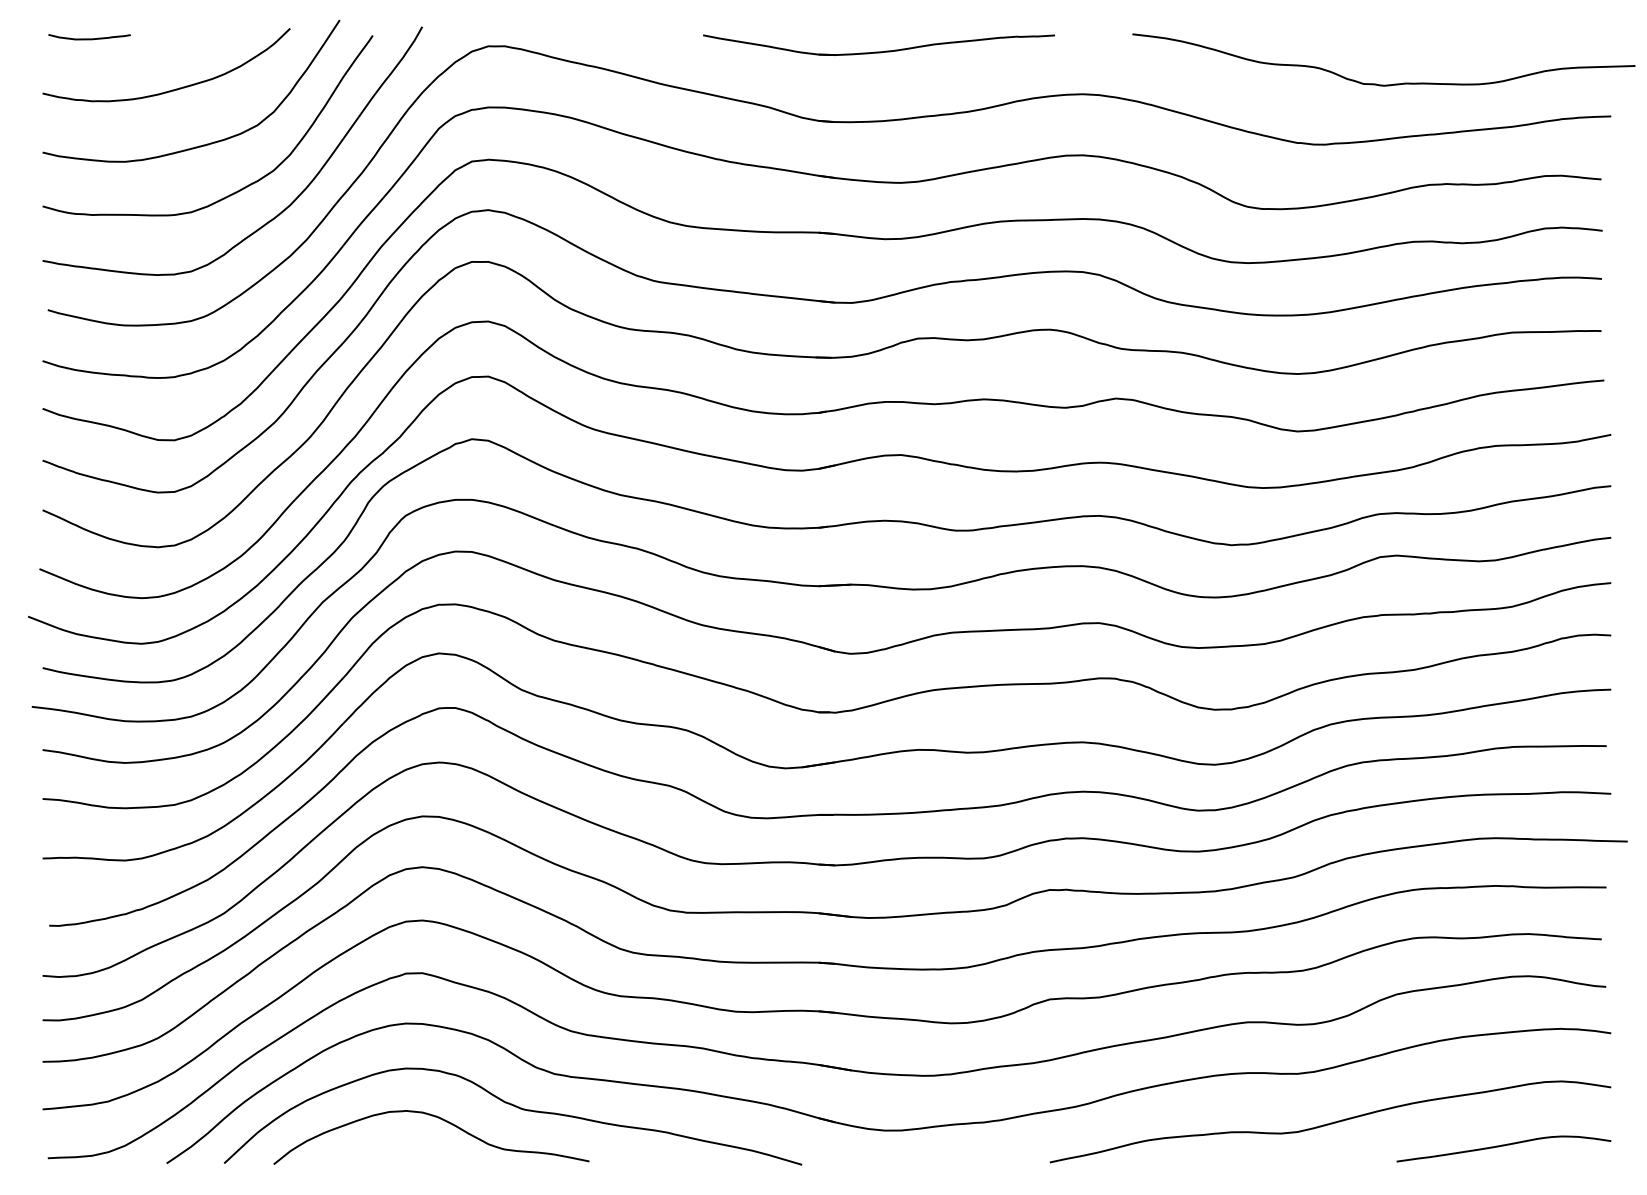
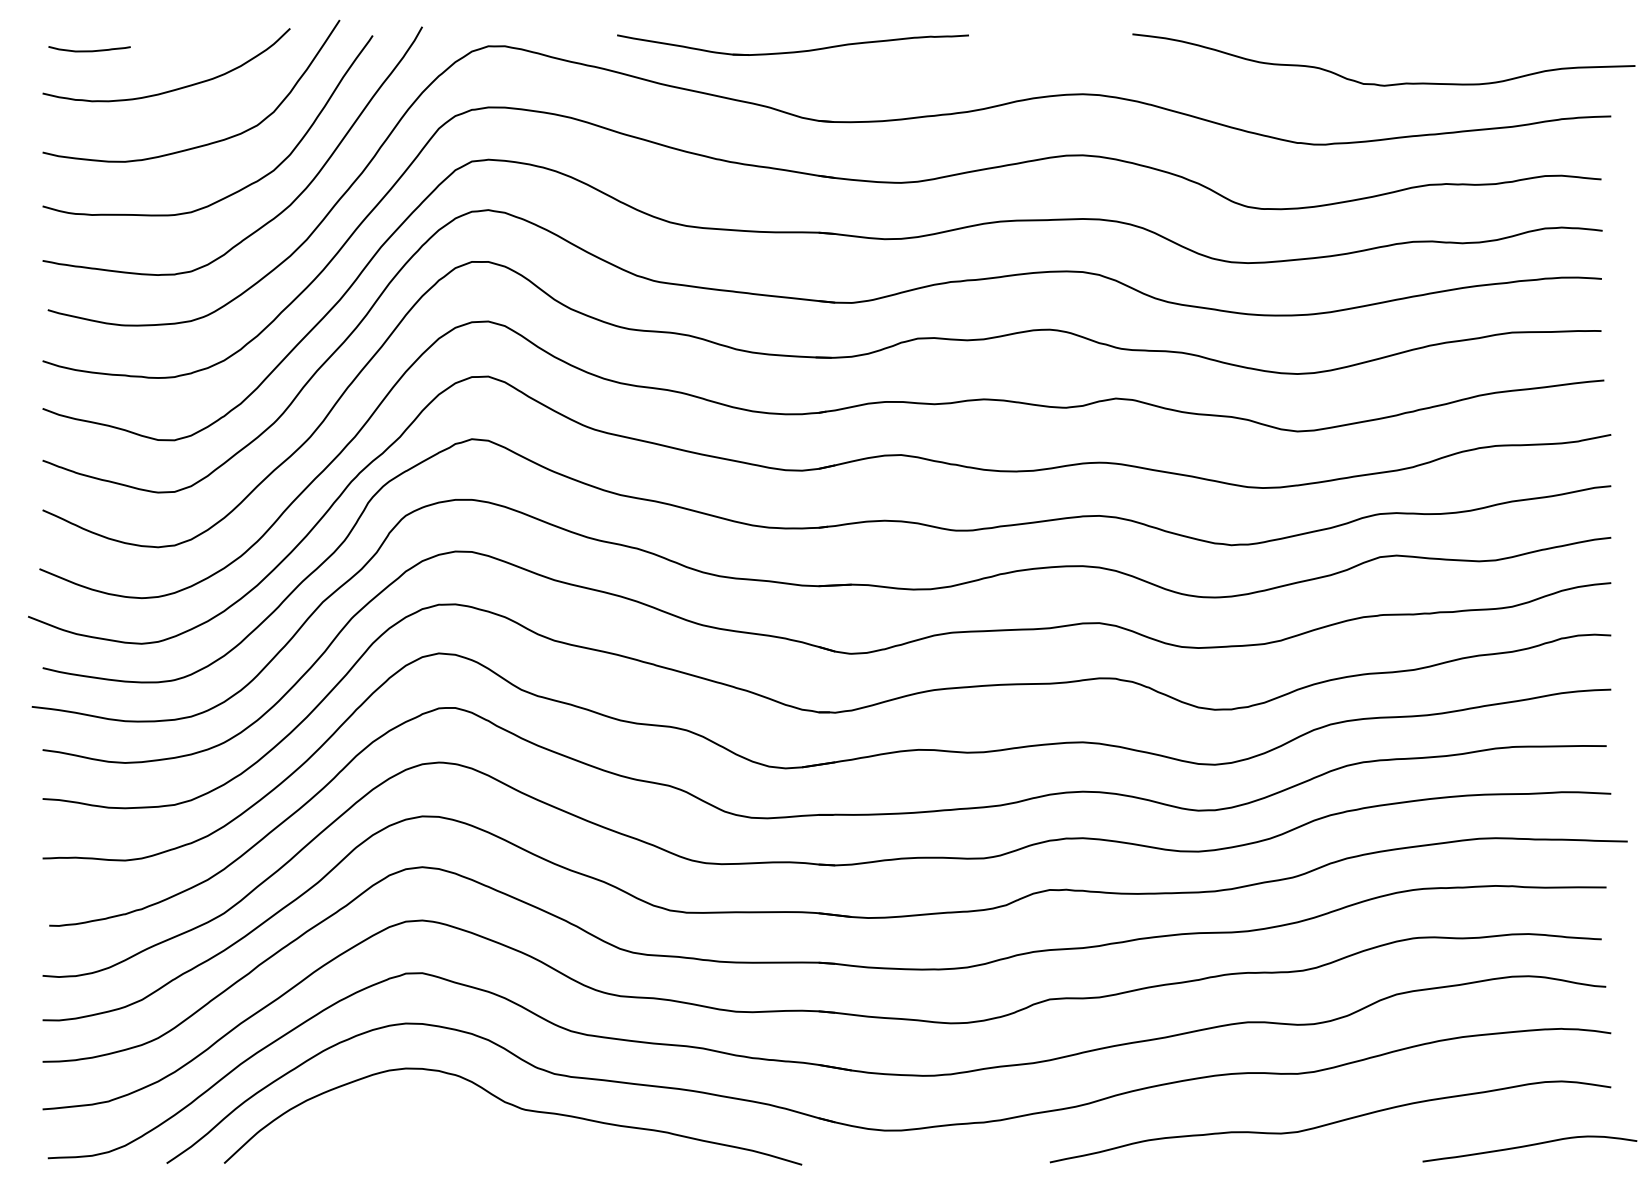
curve position: (89, 38) -> (89, 50) (89, 50)
part position: (878, 51) -> (792, 51) (792, 51)
curve: present -> none (440, 1119)
curve position: (1503, 1146) -> (1529, 1146) (1529, 1146)
